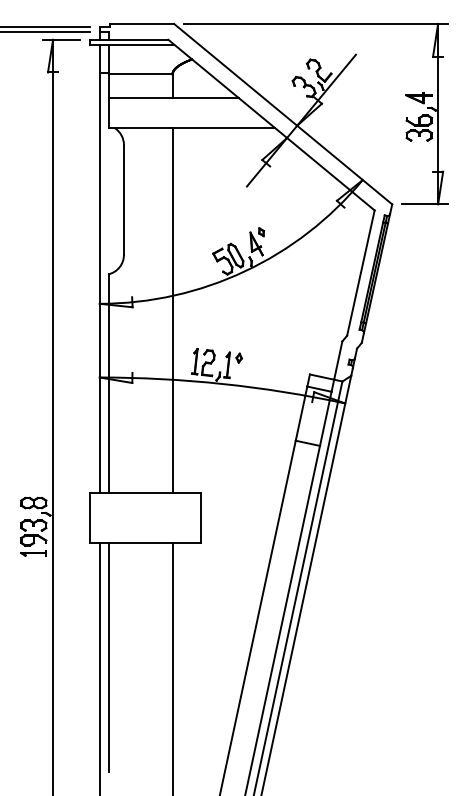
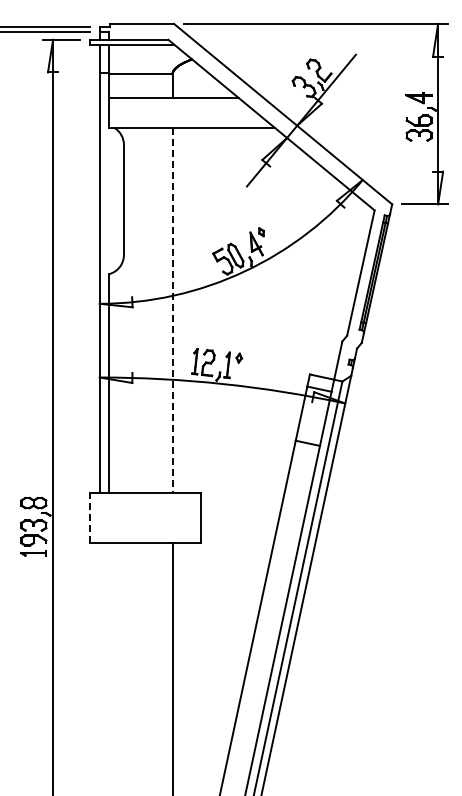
line: solid -> dashed (172, 310)
line: solid -> dashed (89, 518)
line: present -> none (108, 657)
line: present -> none (99, 667)
